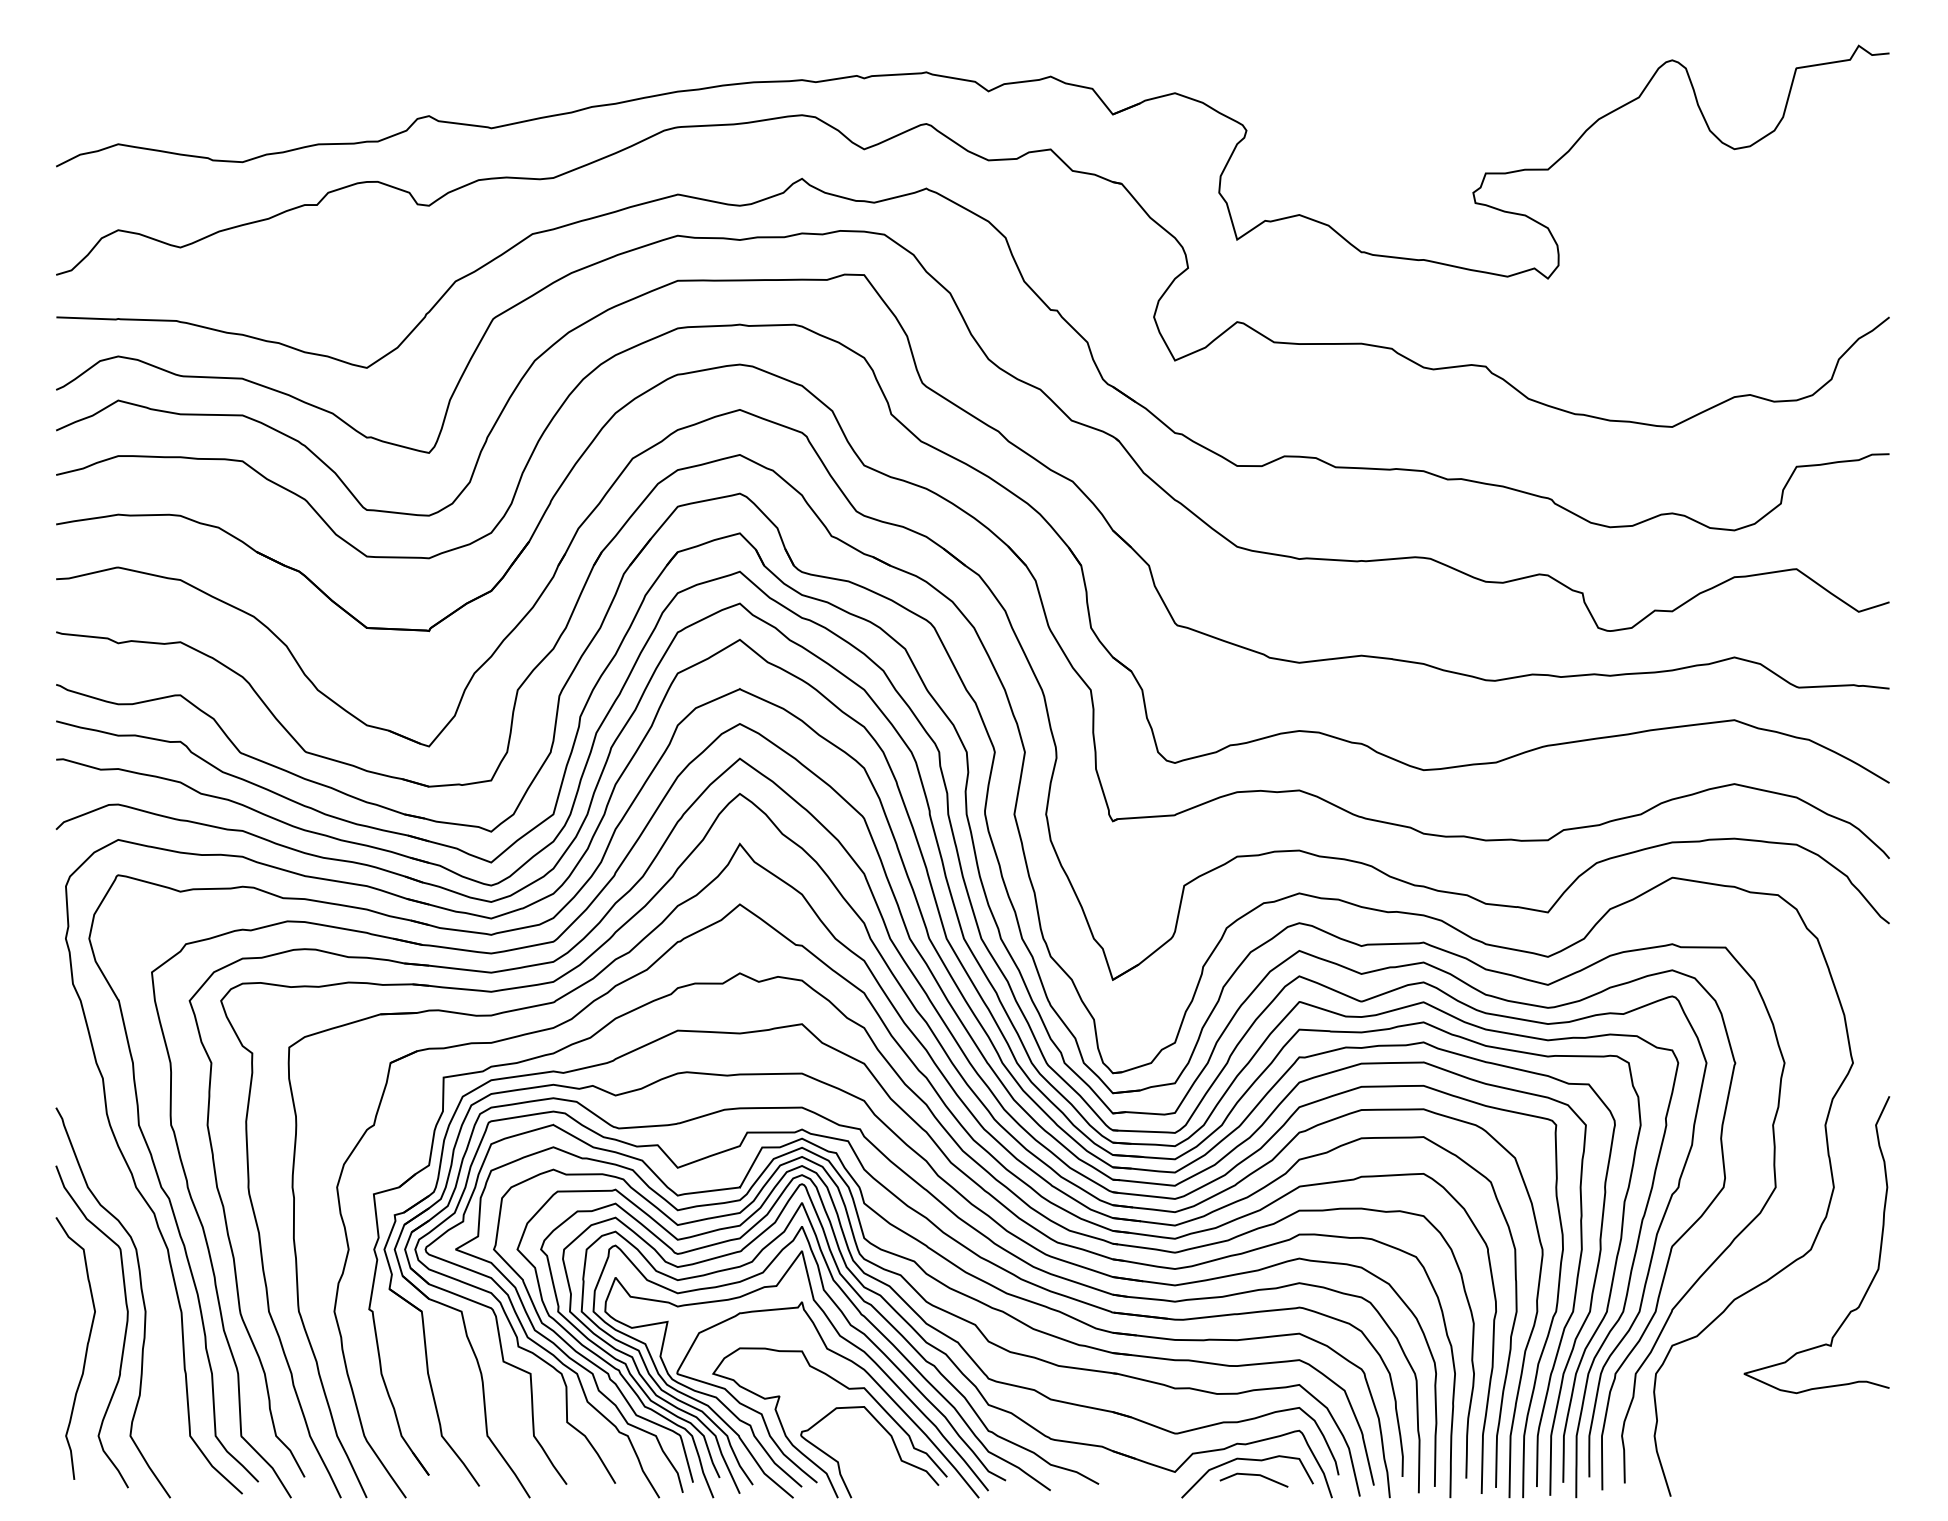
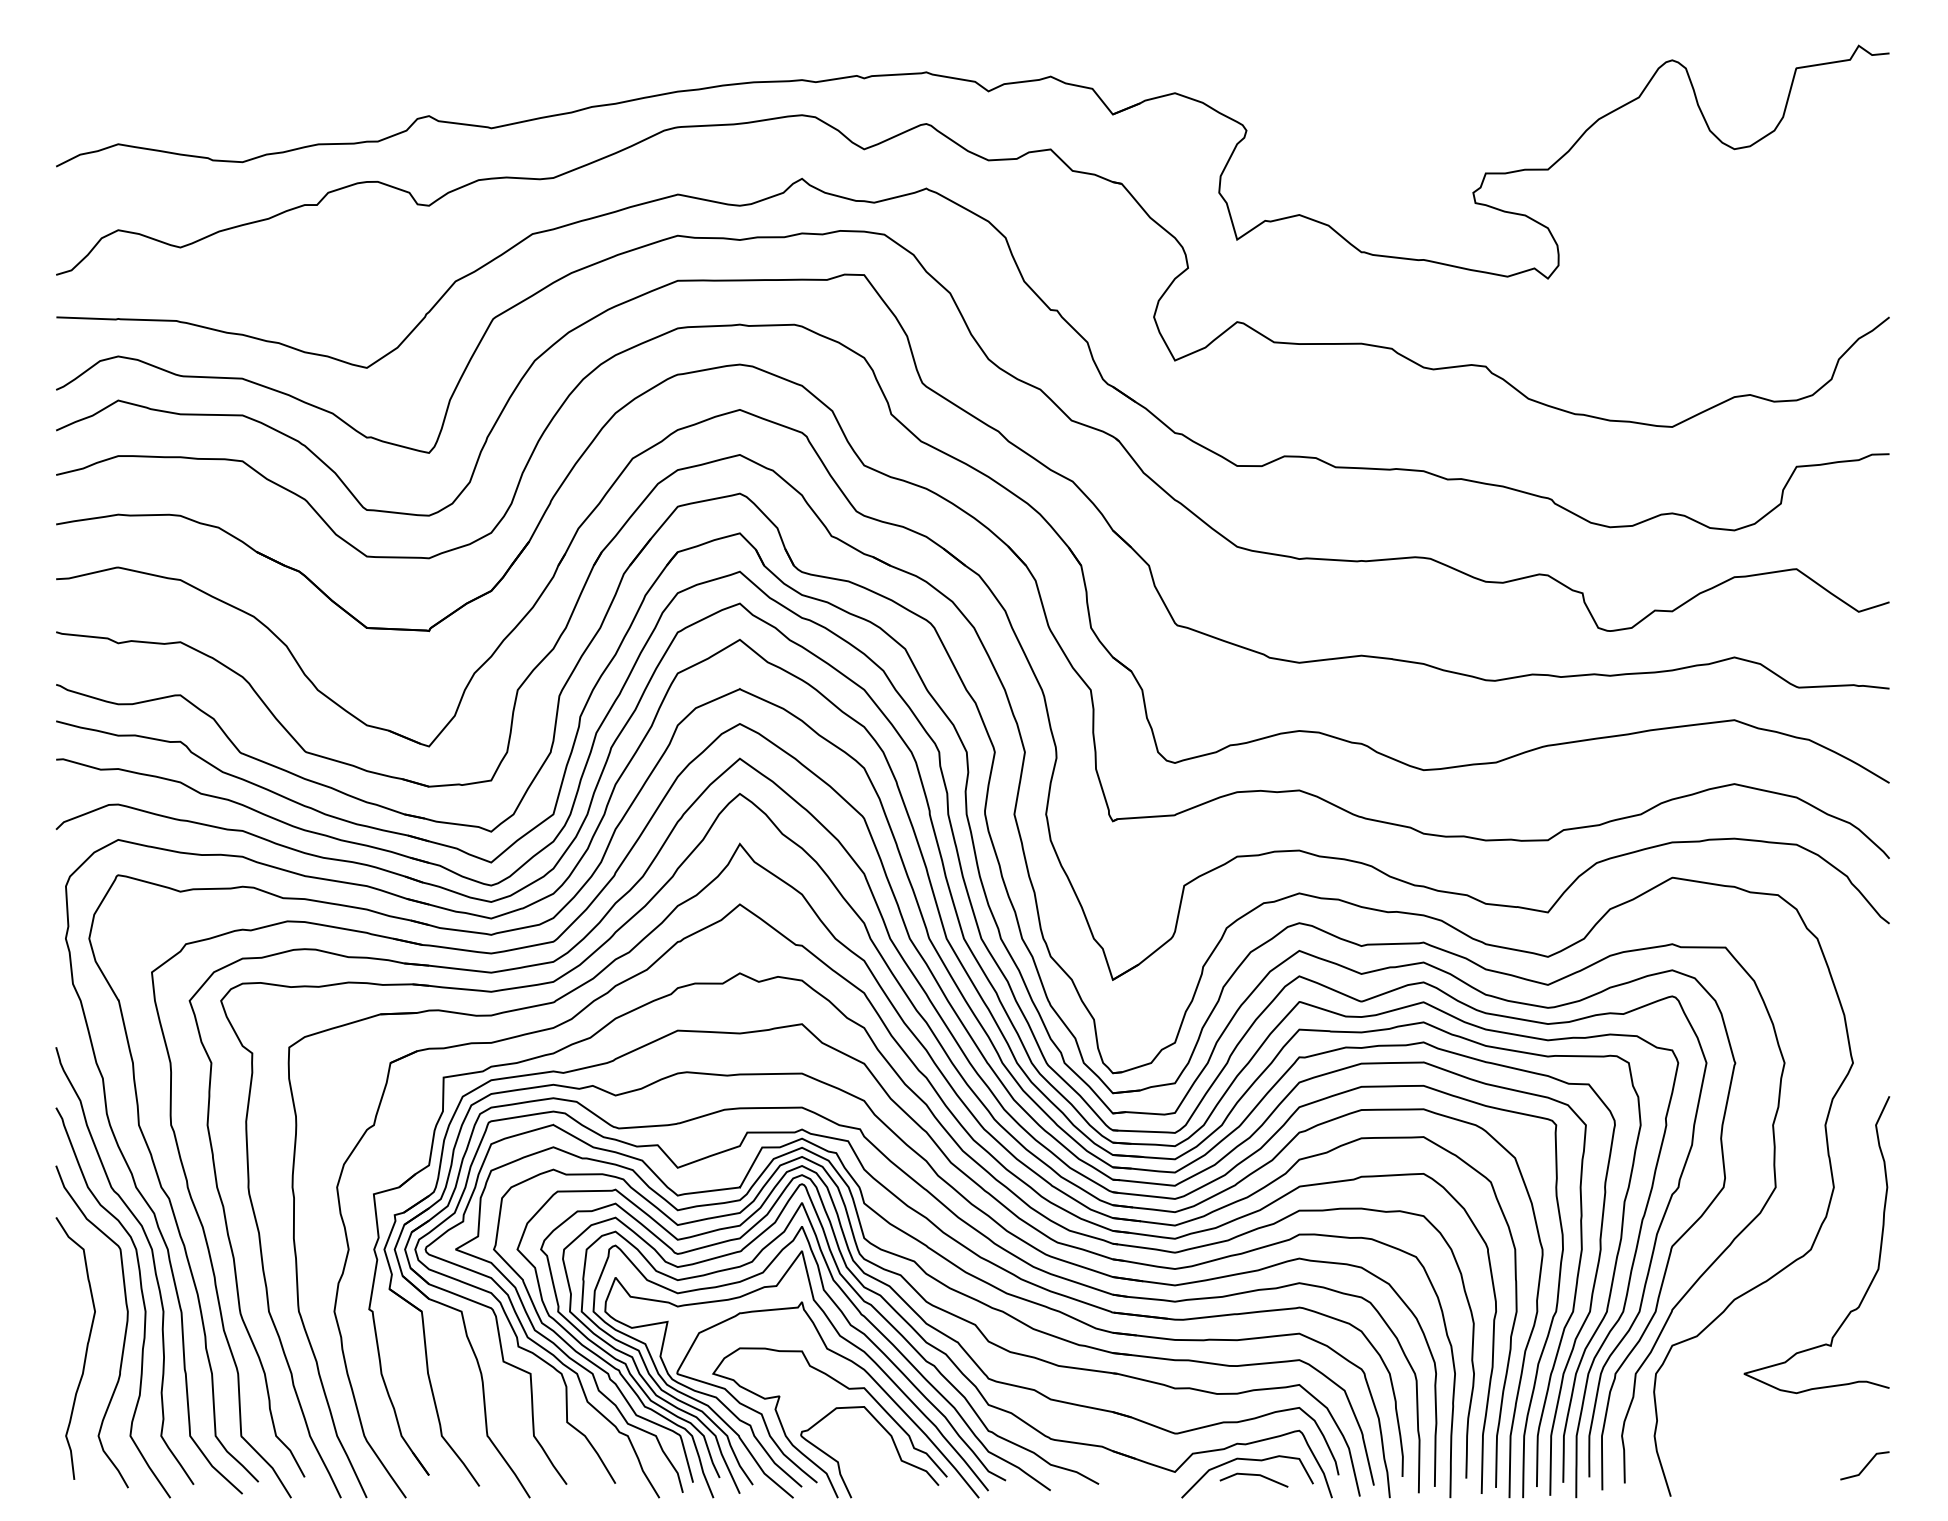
curve: none -> present (152, 1260)
line: none -> present (1865, 1465)
